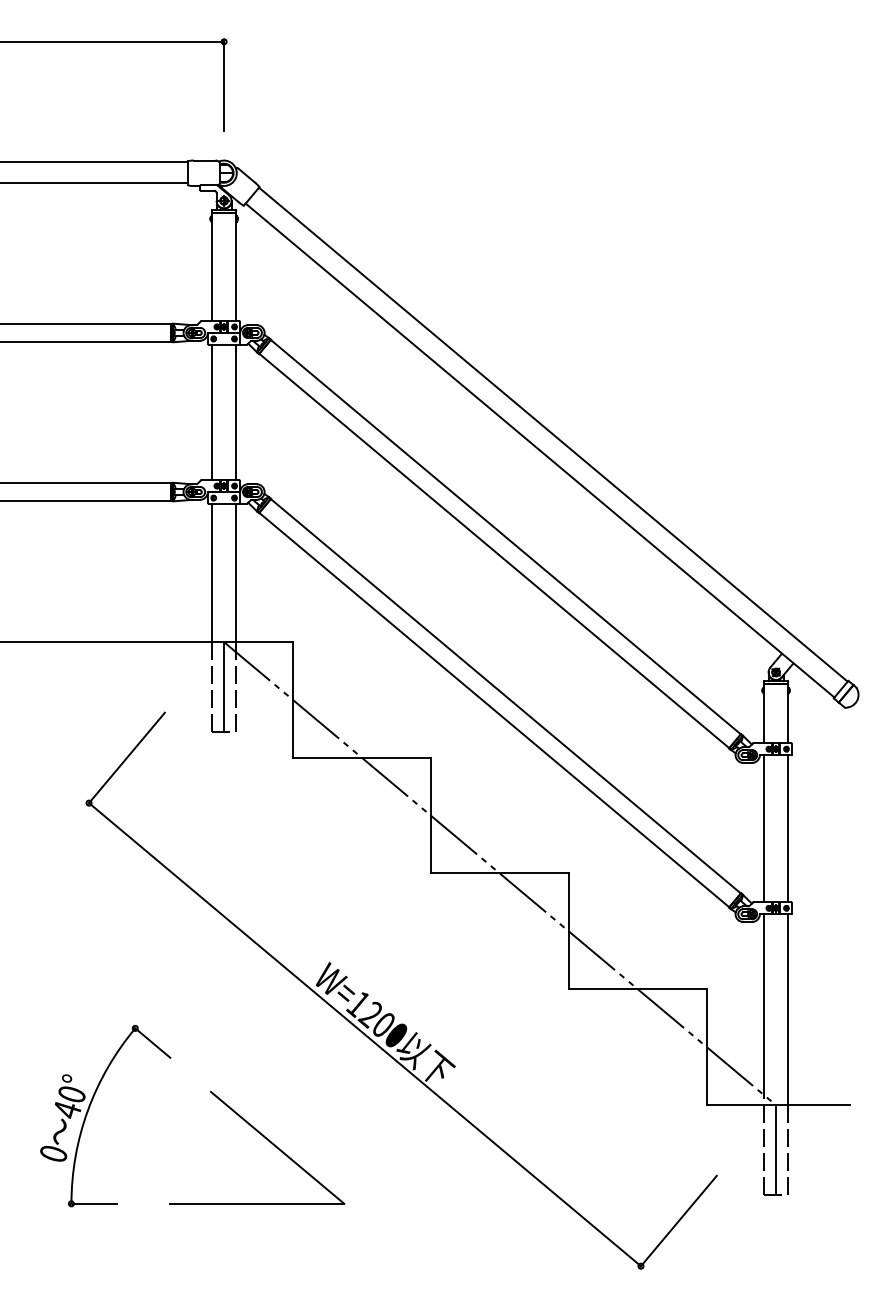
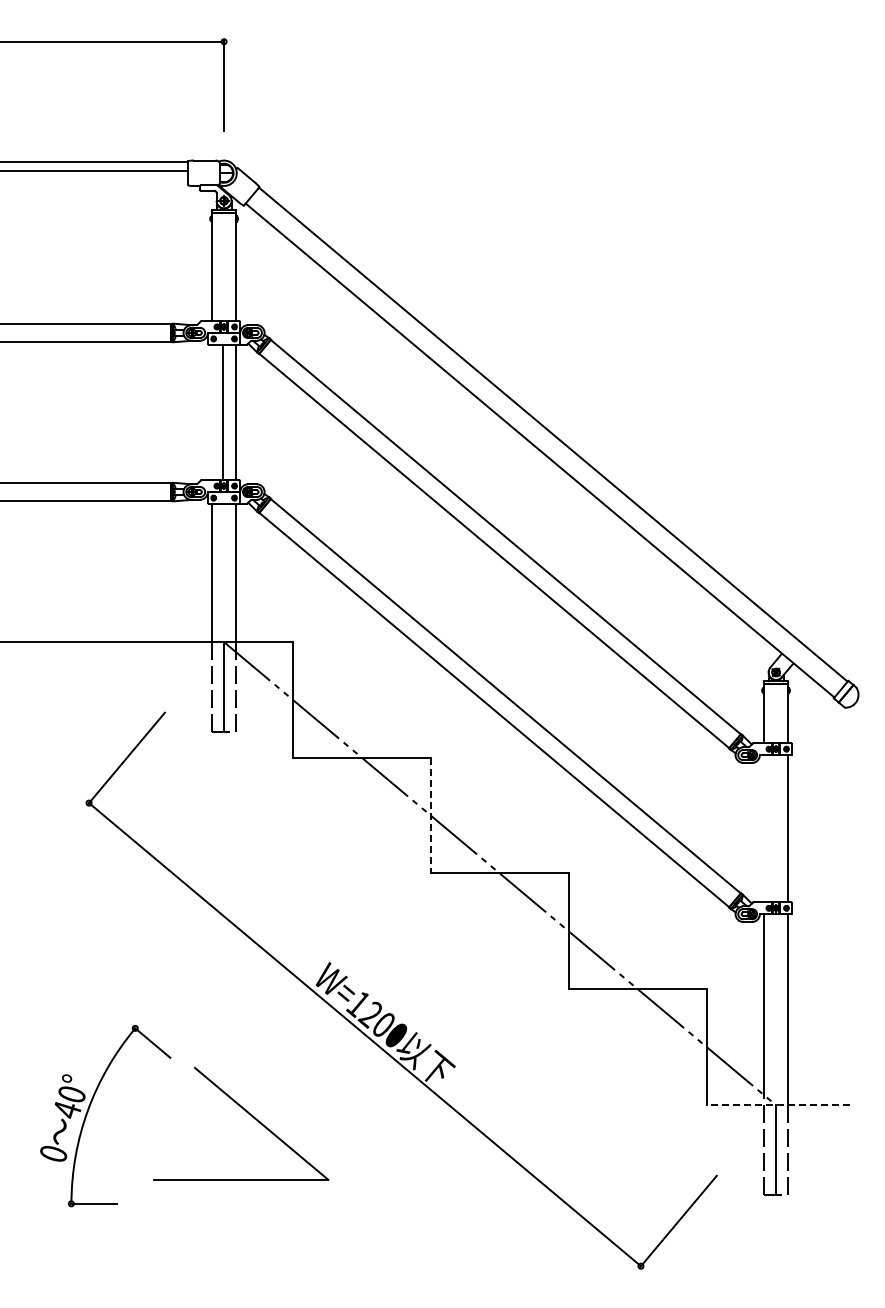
line position: (95, 182) -> (95, 170) (95, 170)
line position: (211, 412) -> (222, 412) (222, 412)
line: solid -> dashed (430, 815)
line: present -> none (763, 828)
line: solid -> dashed (778, 1105)
part position: (264, 1138) -> (248, 1114) (248, 1114)
